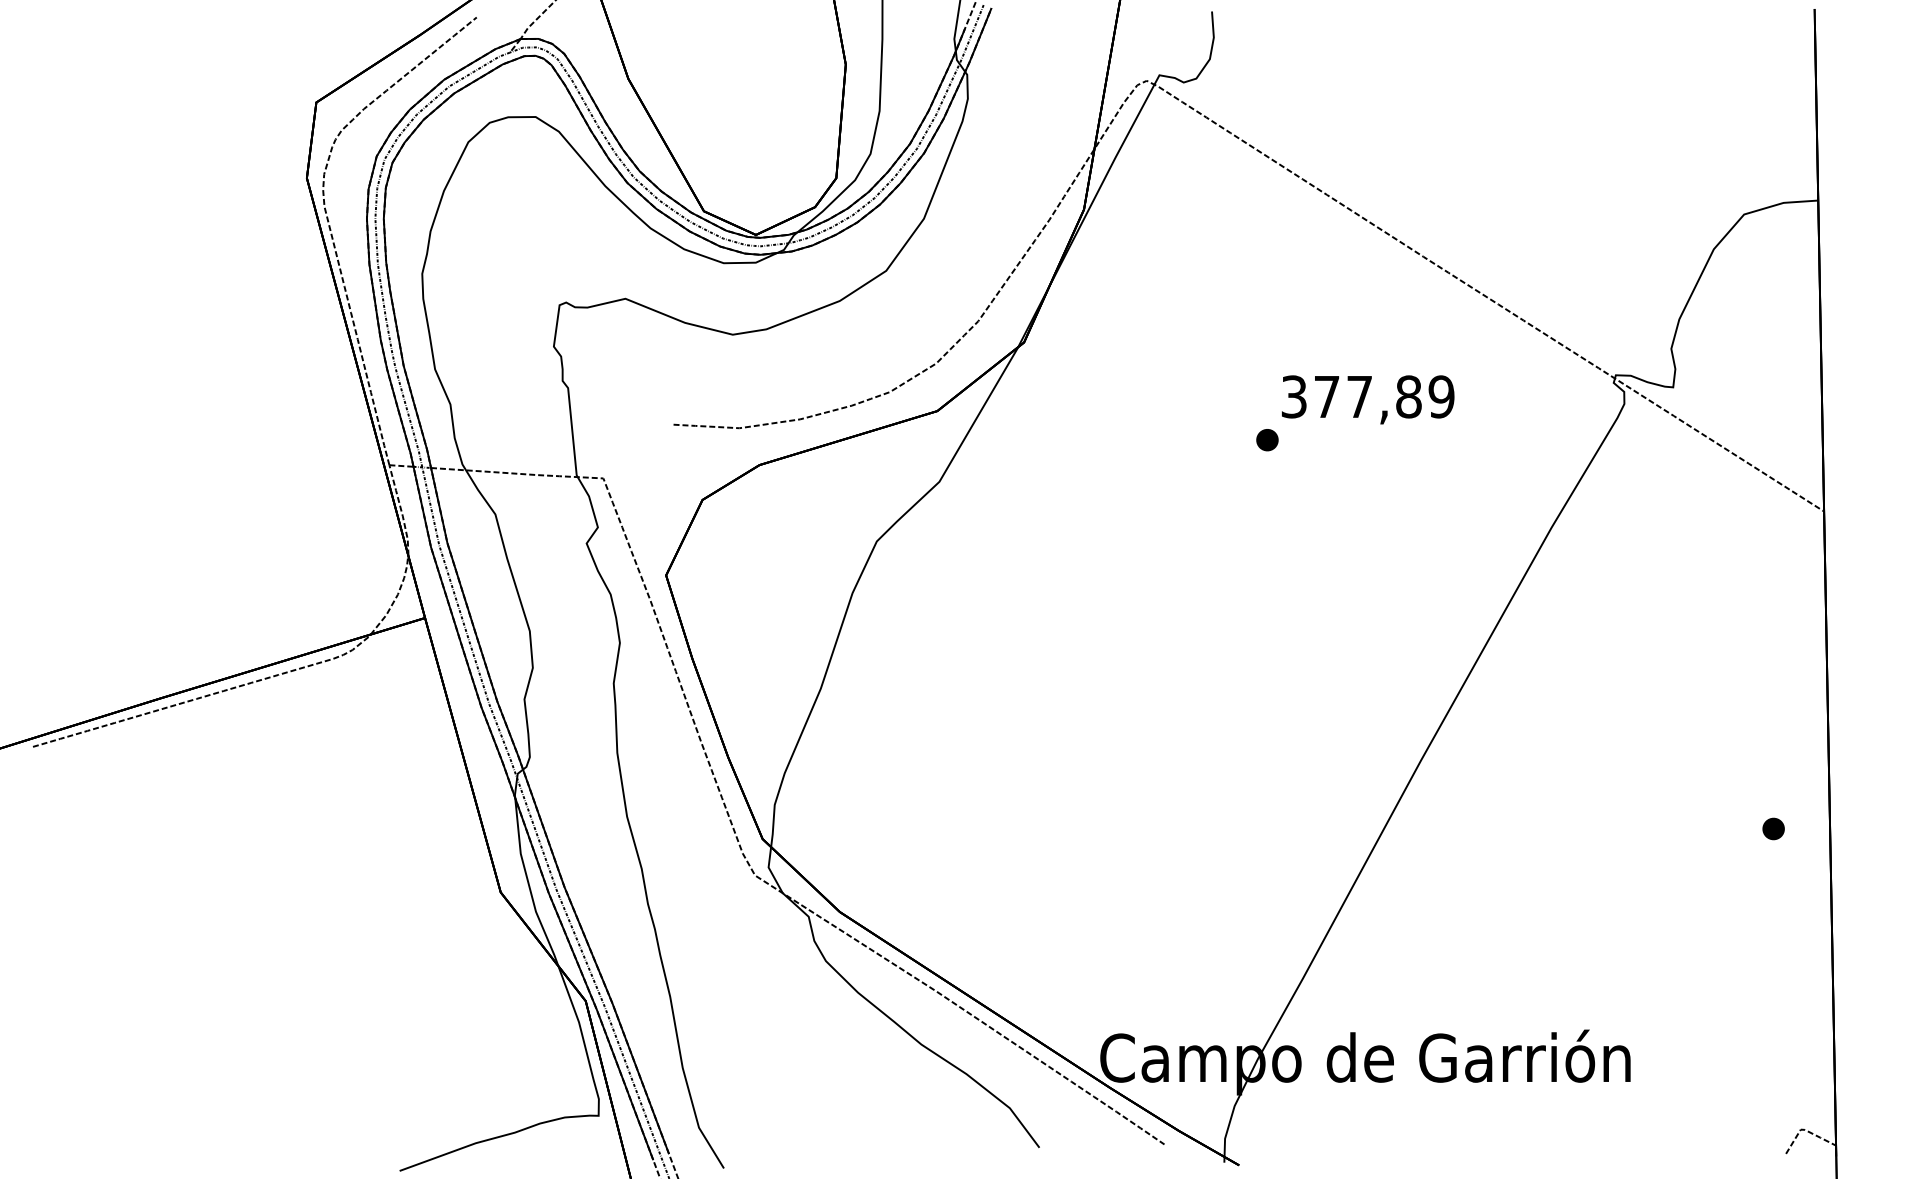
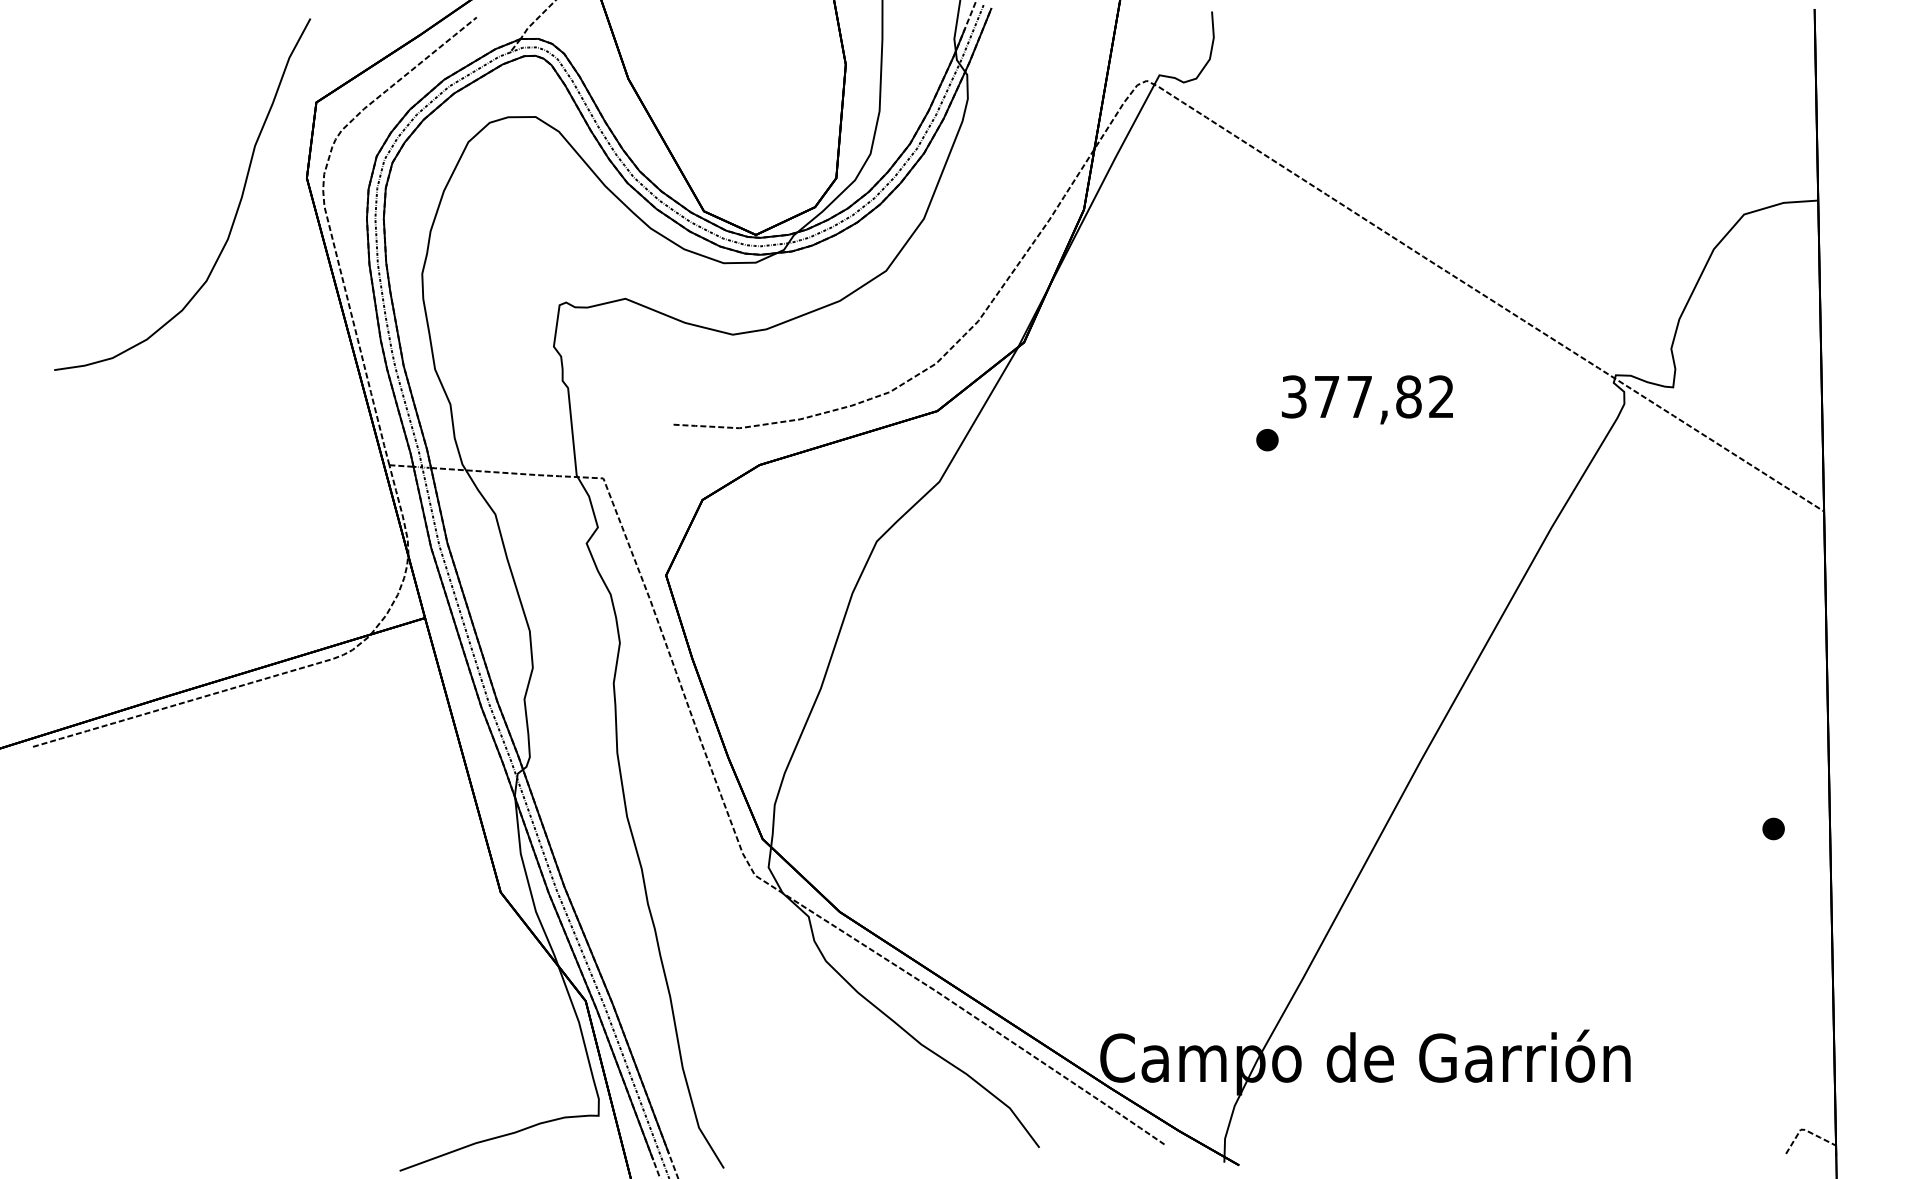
curve: none -> present (235, 212)
text: 377,89 -> 377,82 (1441, 396)
